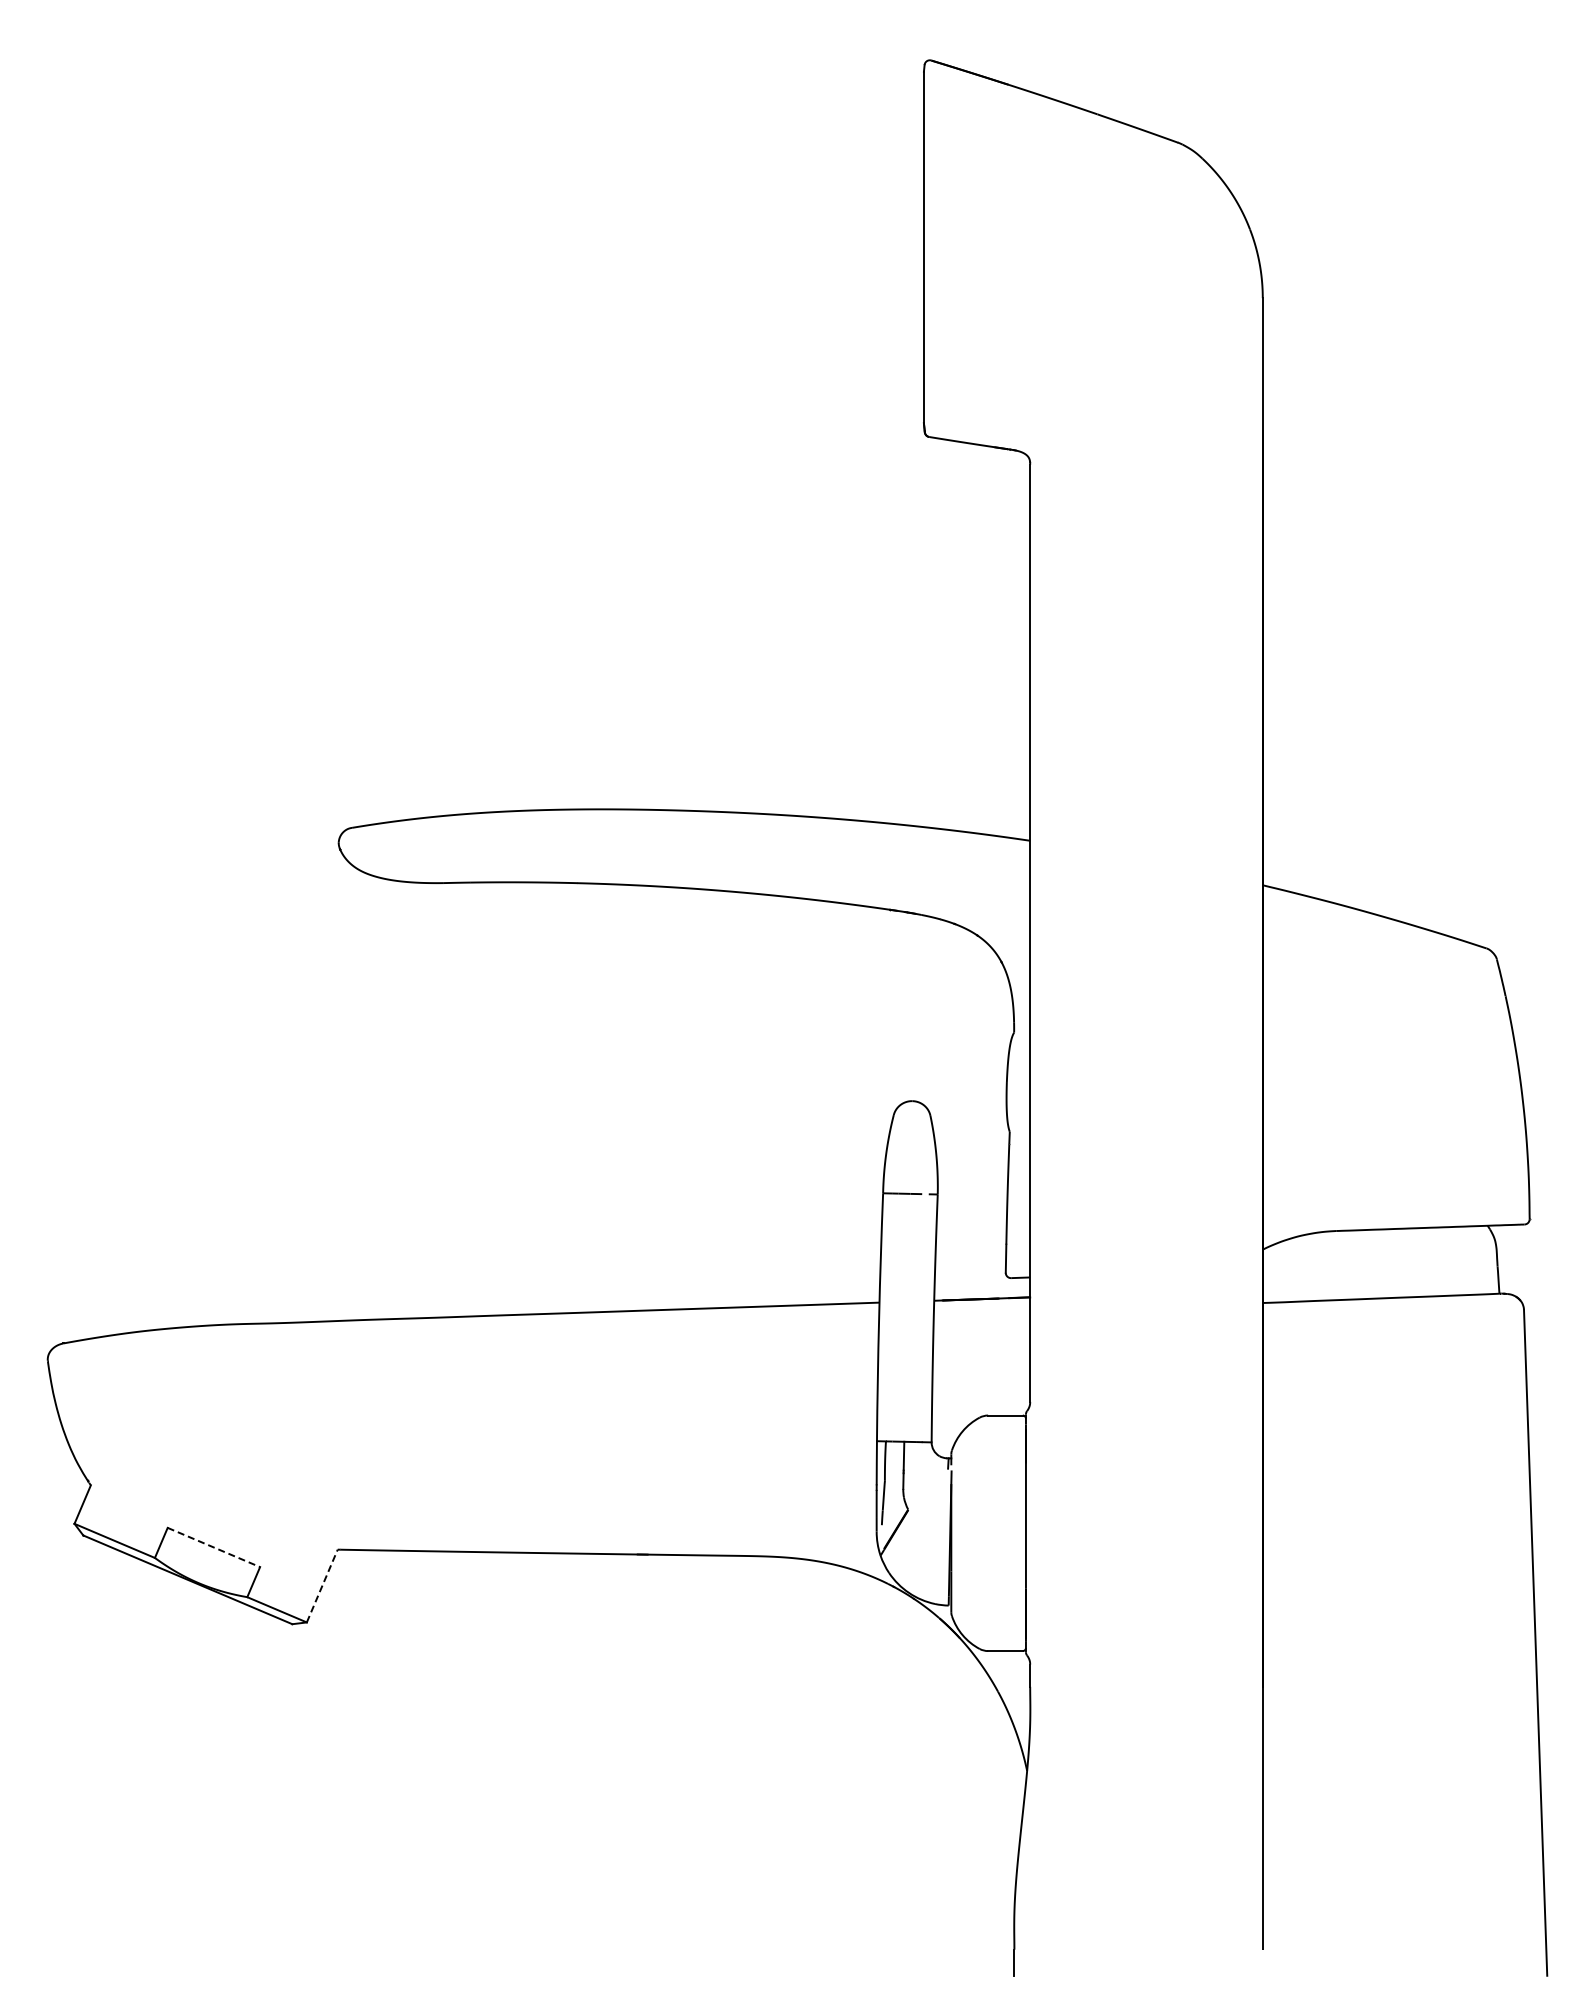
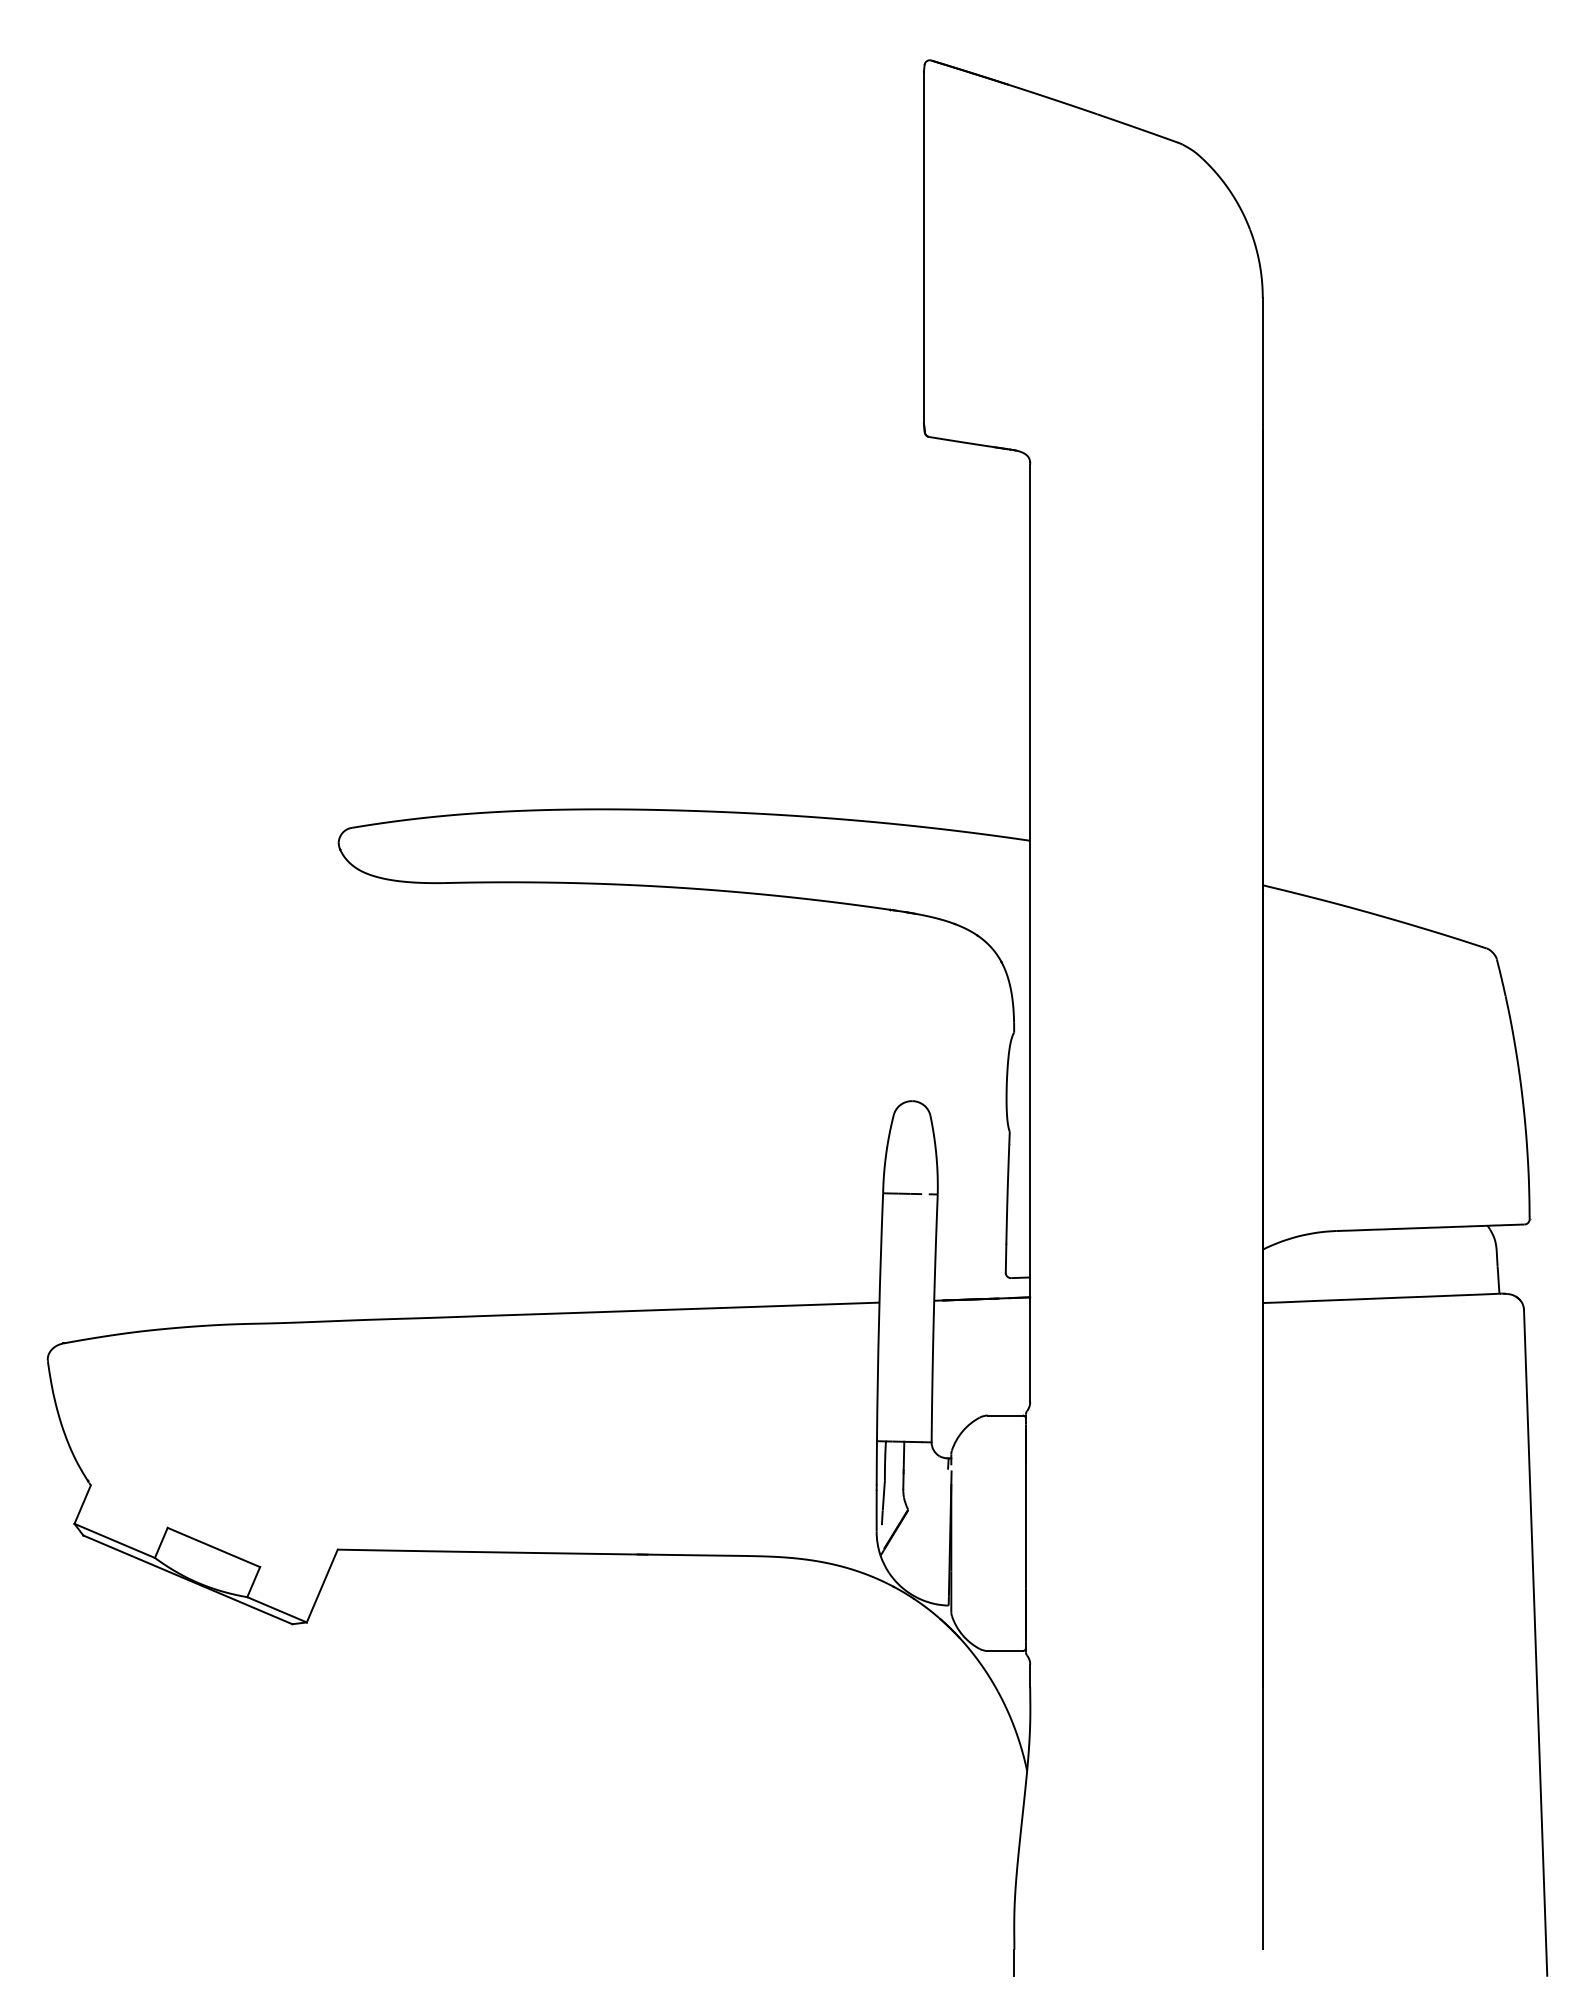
line: dashed -> solid (214, 1547)
line: dashed -> solid (322, 1586)
